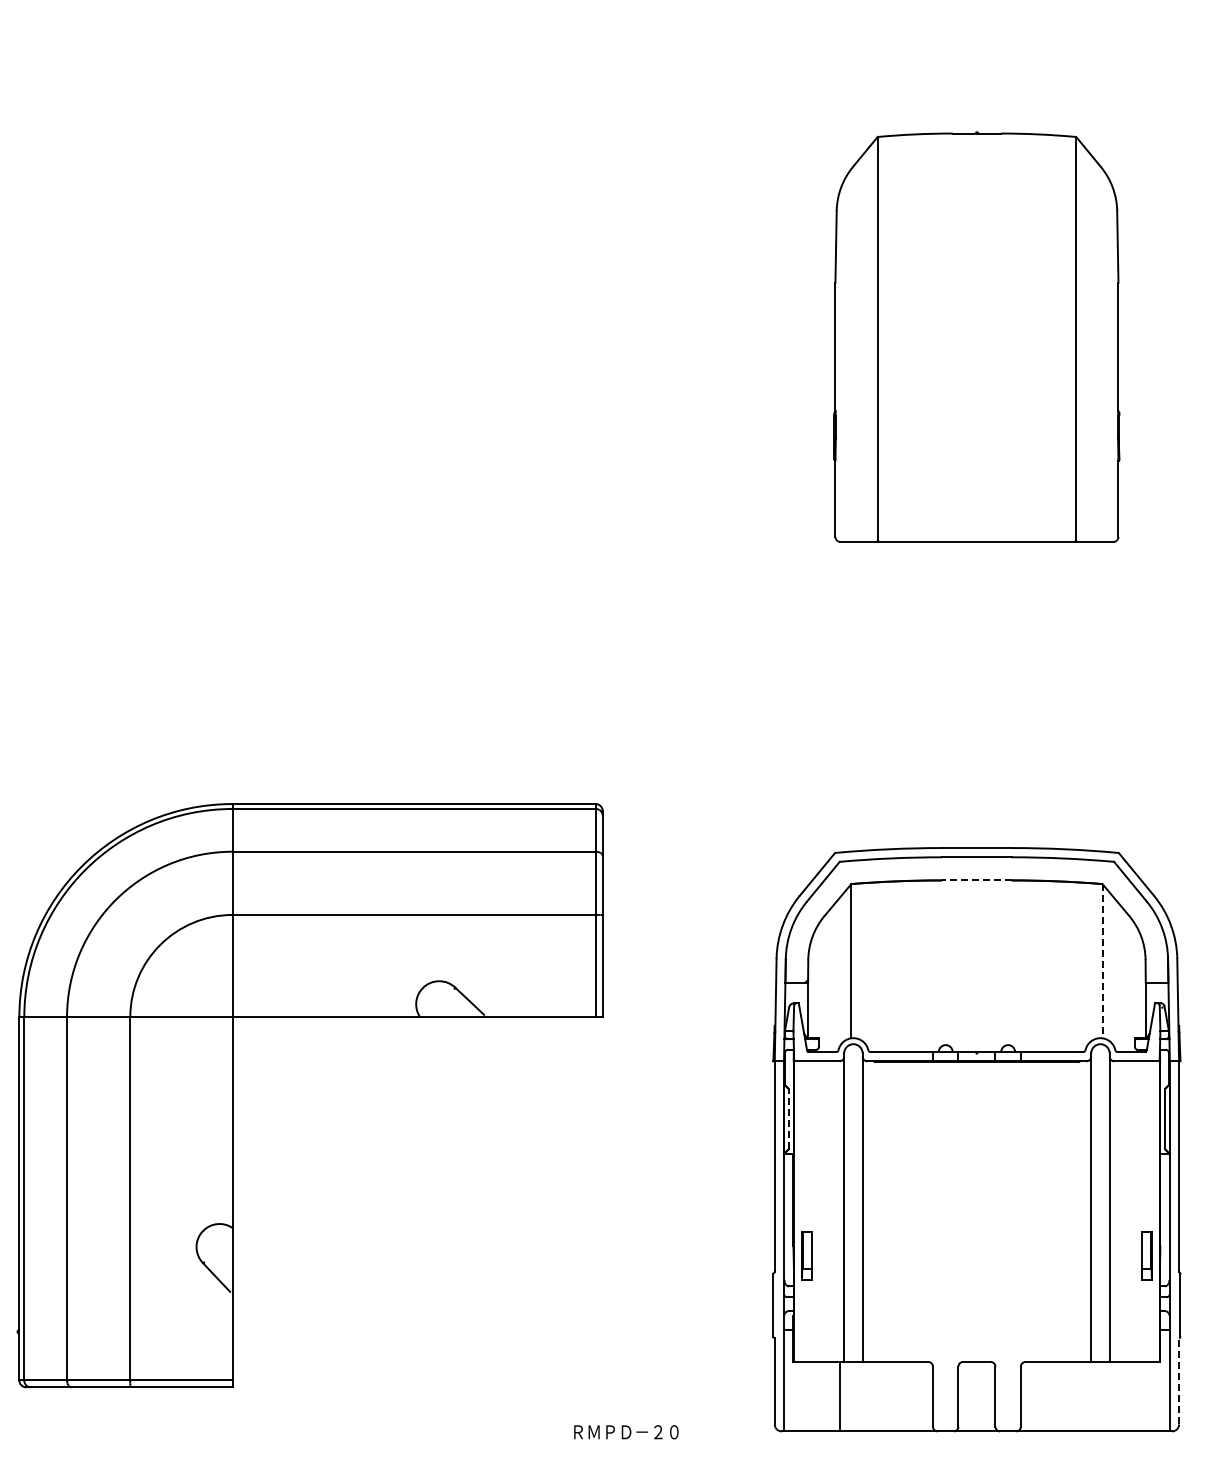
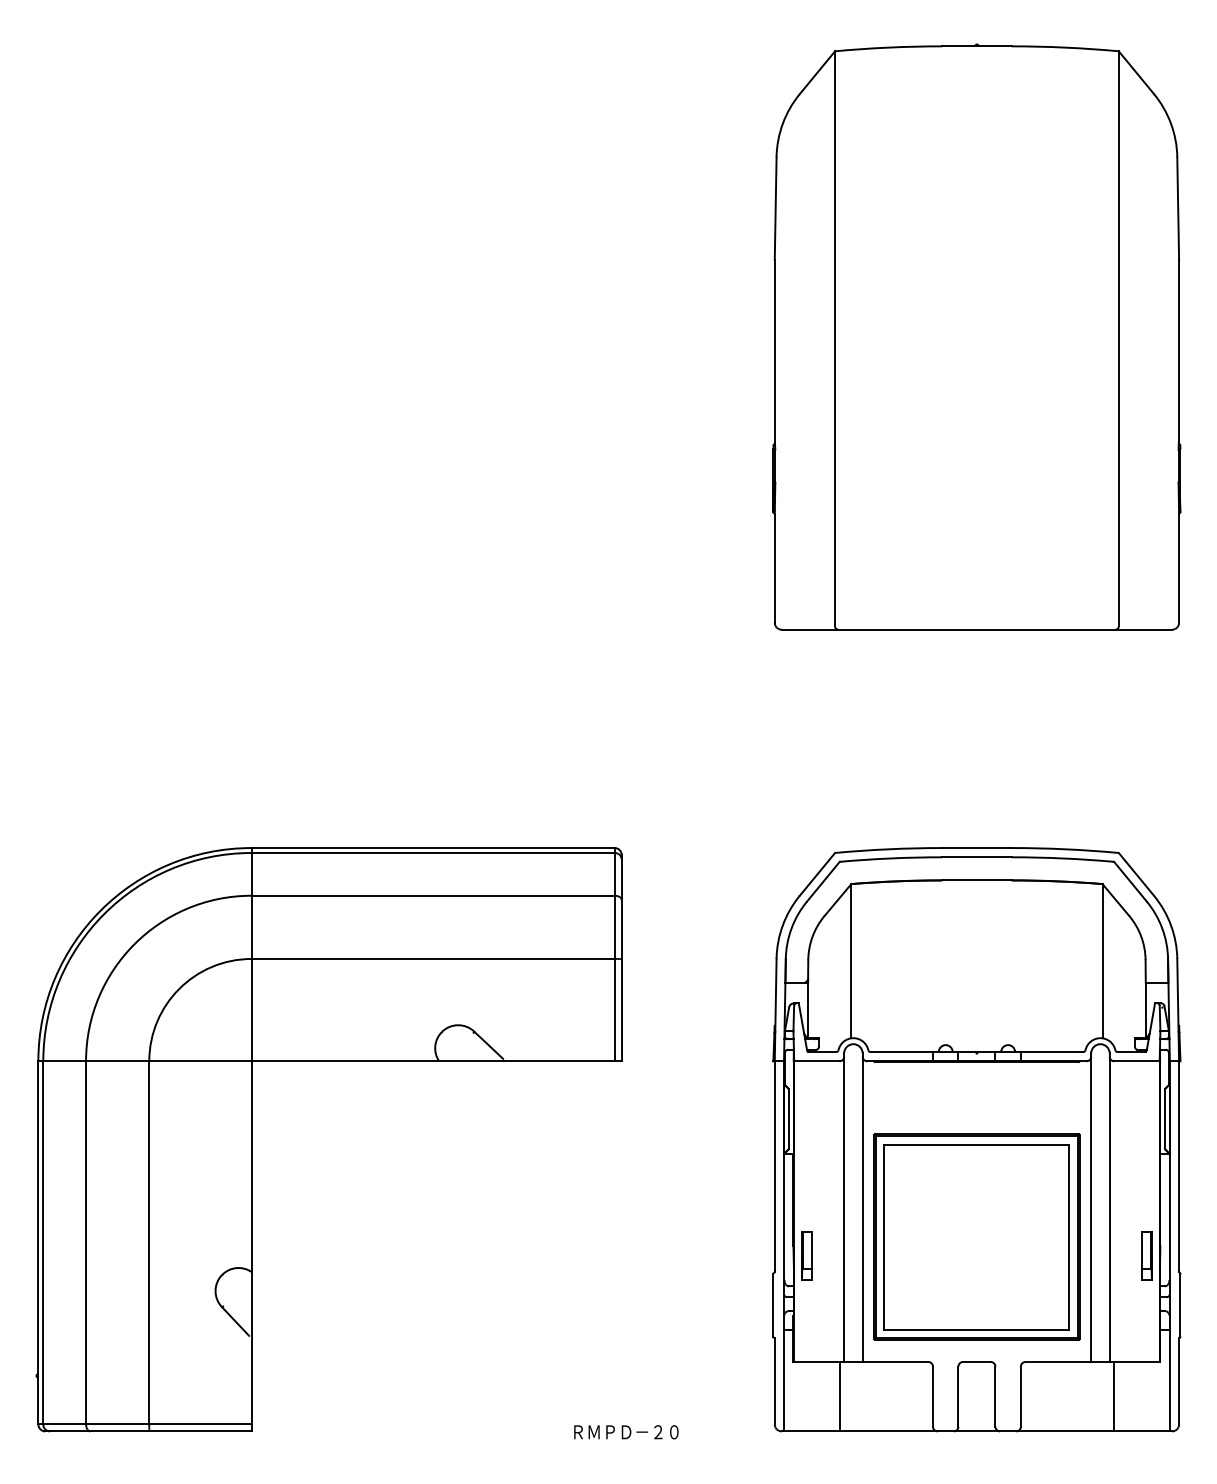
part size: 288x412 px -> 410x588 px (976, 336)
line: dashed -> solid (976, 880)
line: dashed -> solid (1102, 961)
part position: (233, 1095) -> (252, 1139) (252, 1139)
line: dashed -> solid (788, 1118)
part: none -> present (976, 1236)
line: dashed -> solid (1179, 1381)
line: none -> present (1114, 1396)
